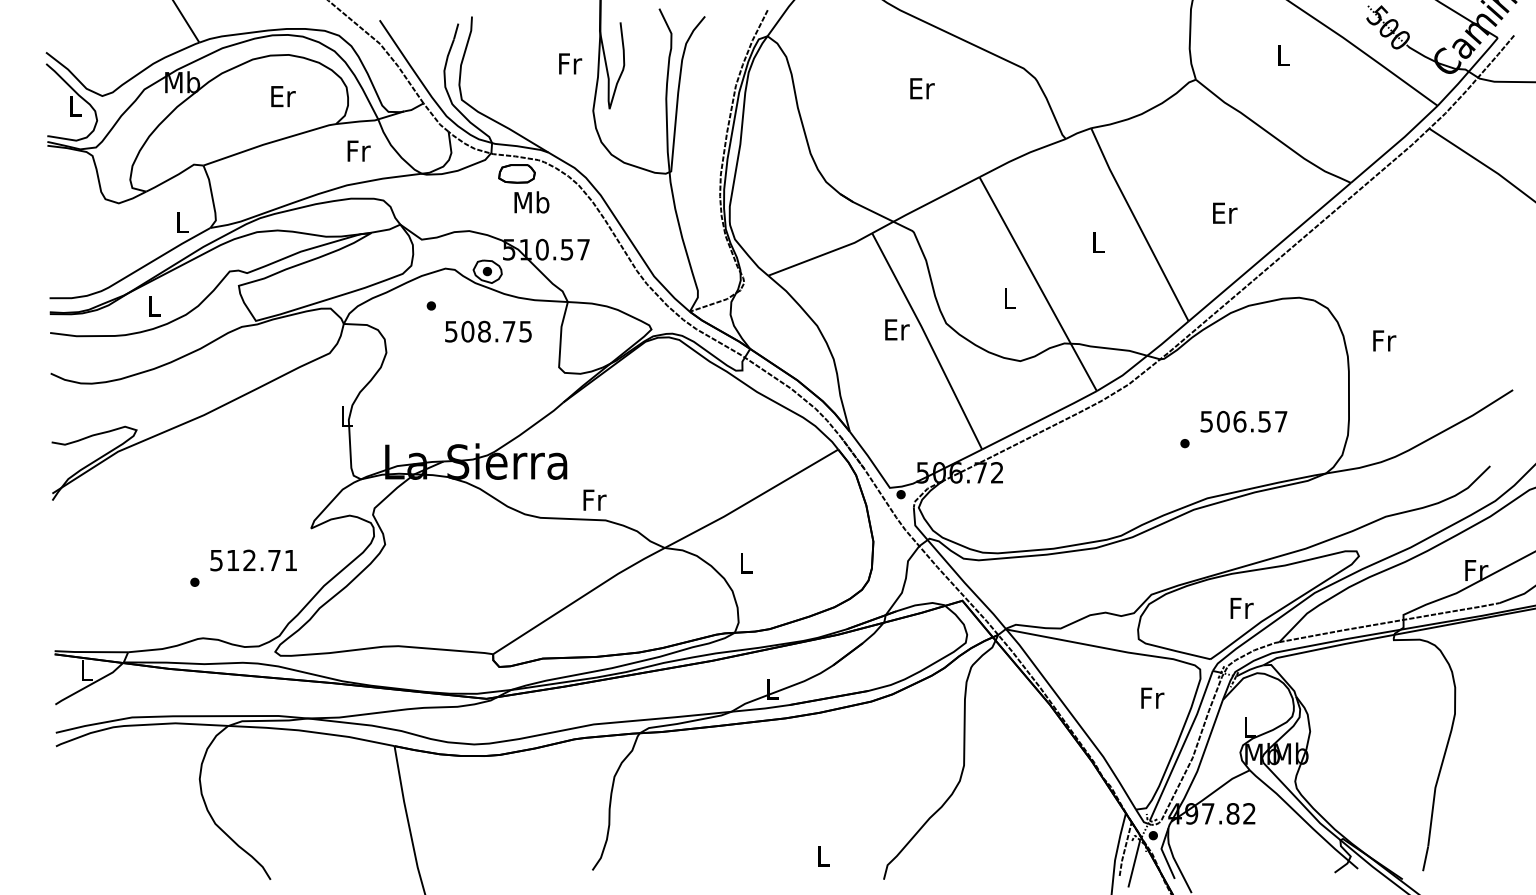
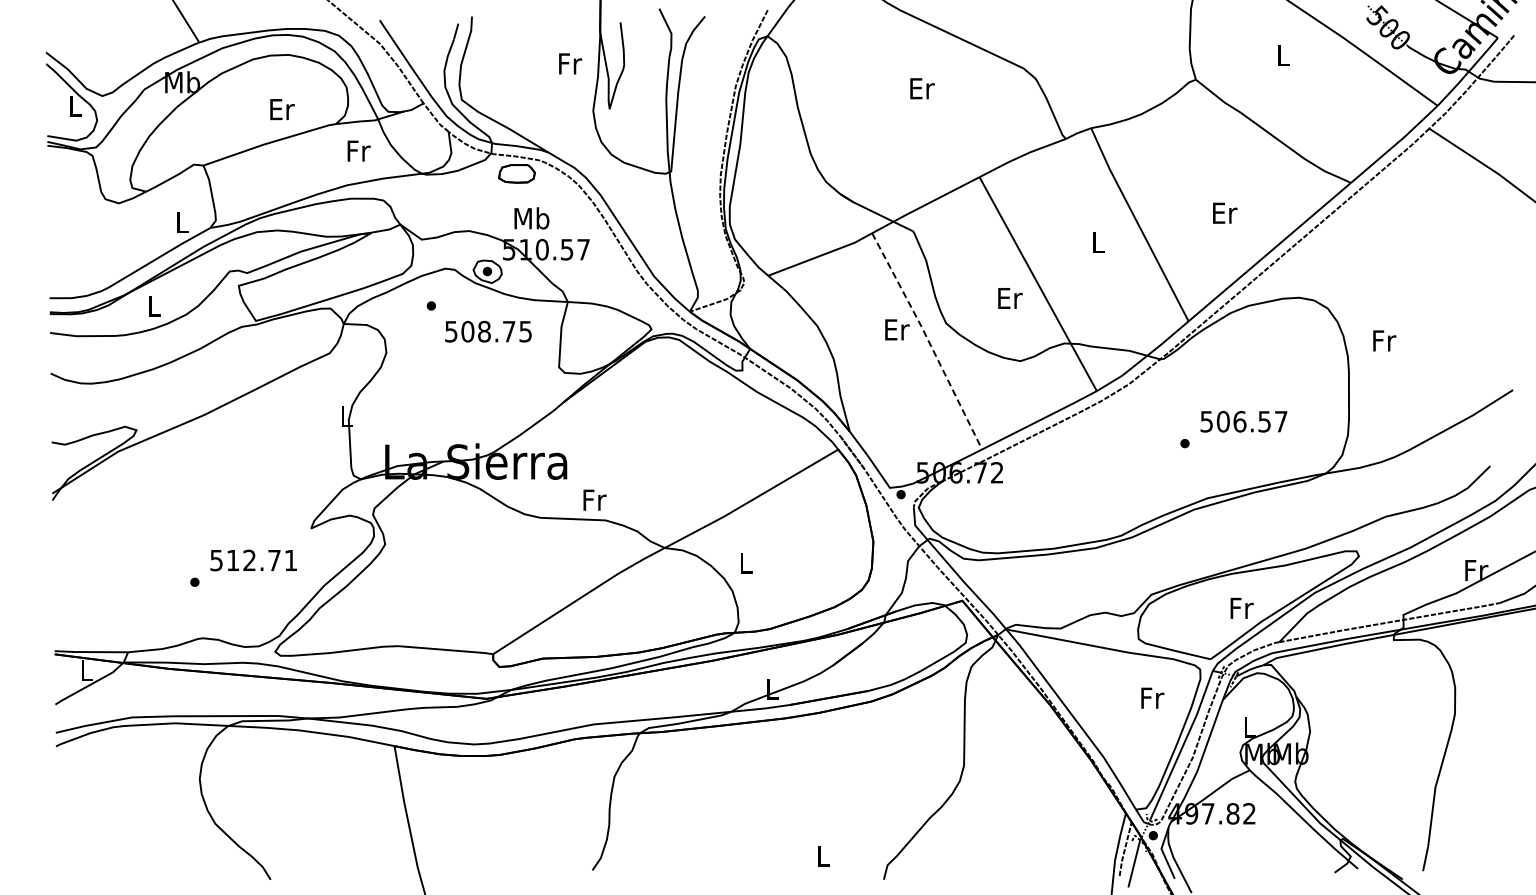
text position: (283, 96) -> (282, 109) (282, 109)
text position: (531, 202) -> (531, 218) (531, 218)
text: L -> Er (1010, 298)
line: solid -> dashed (928, 340)
